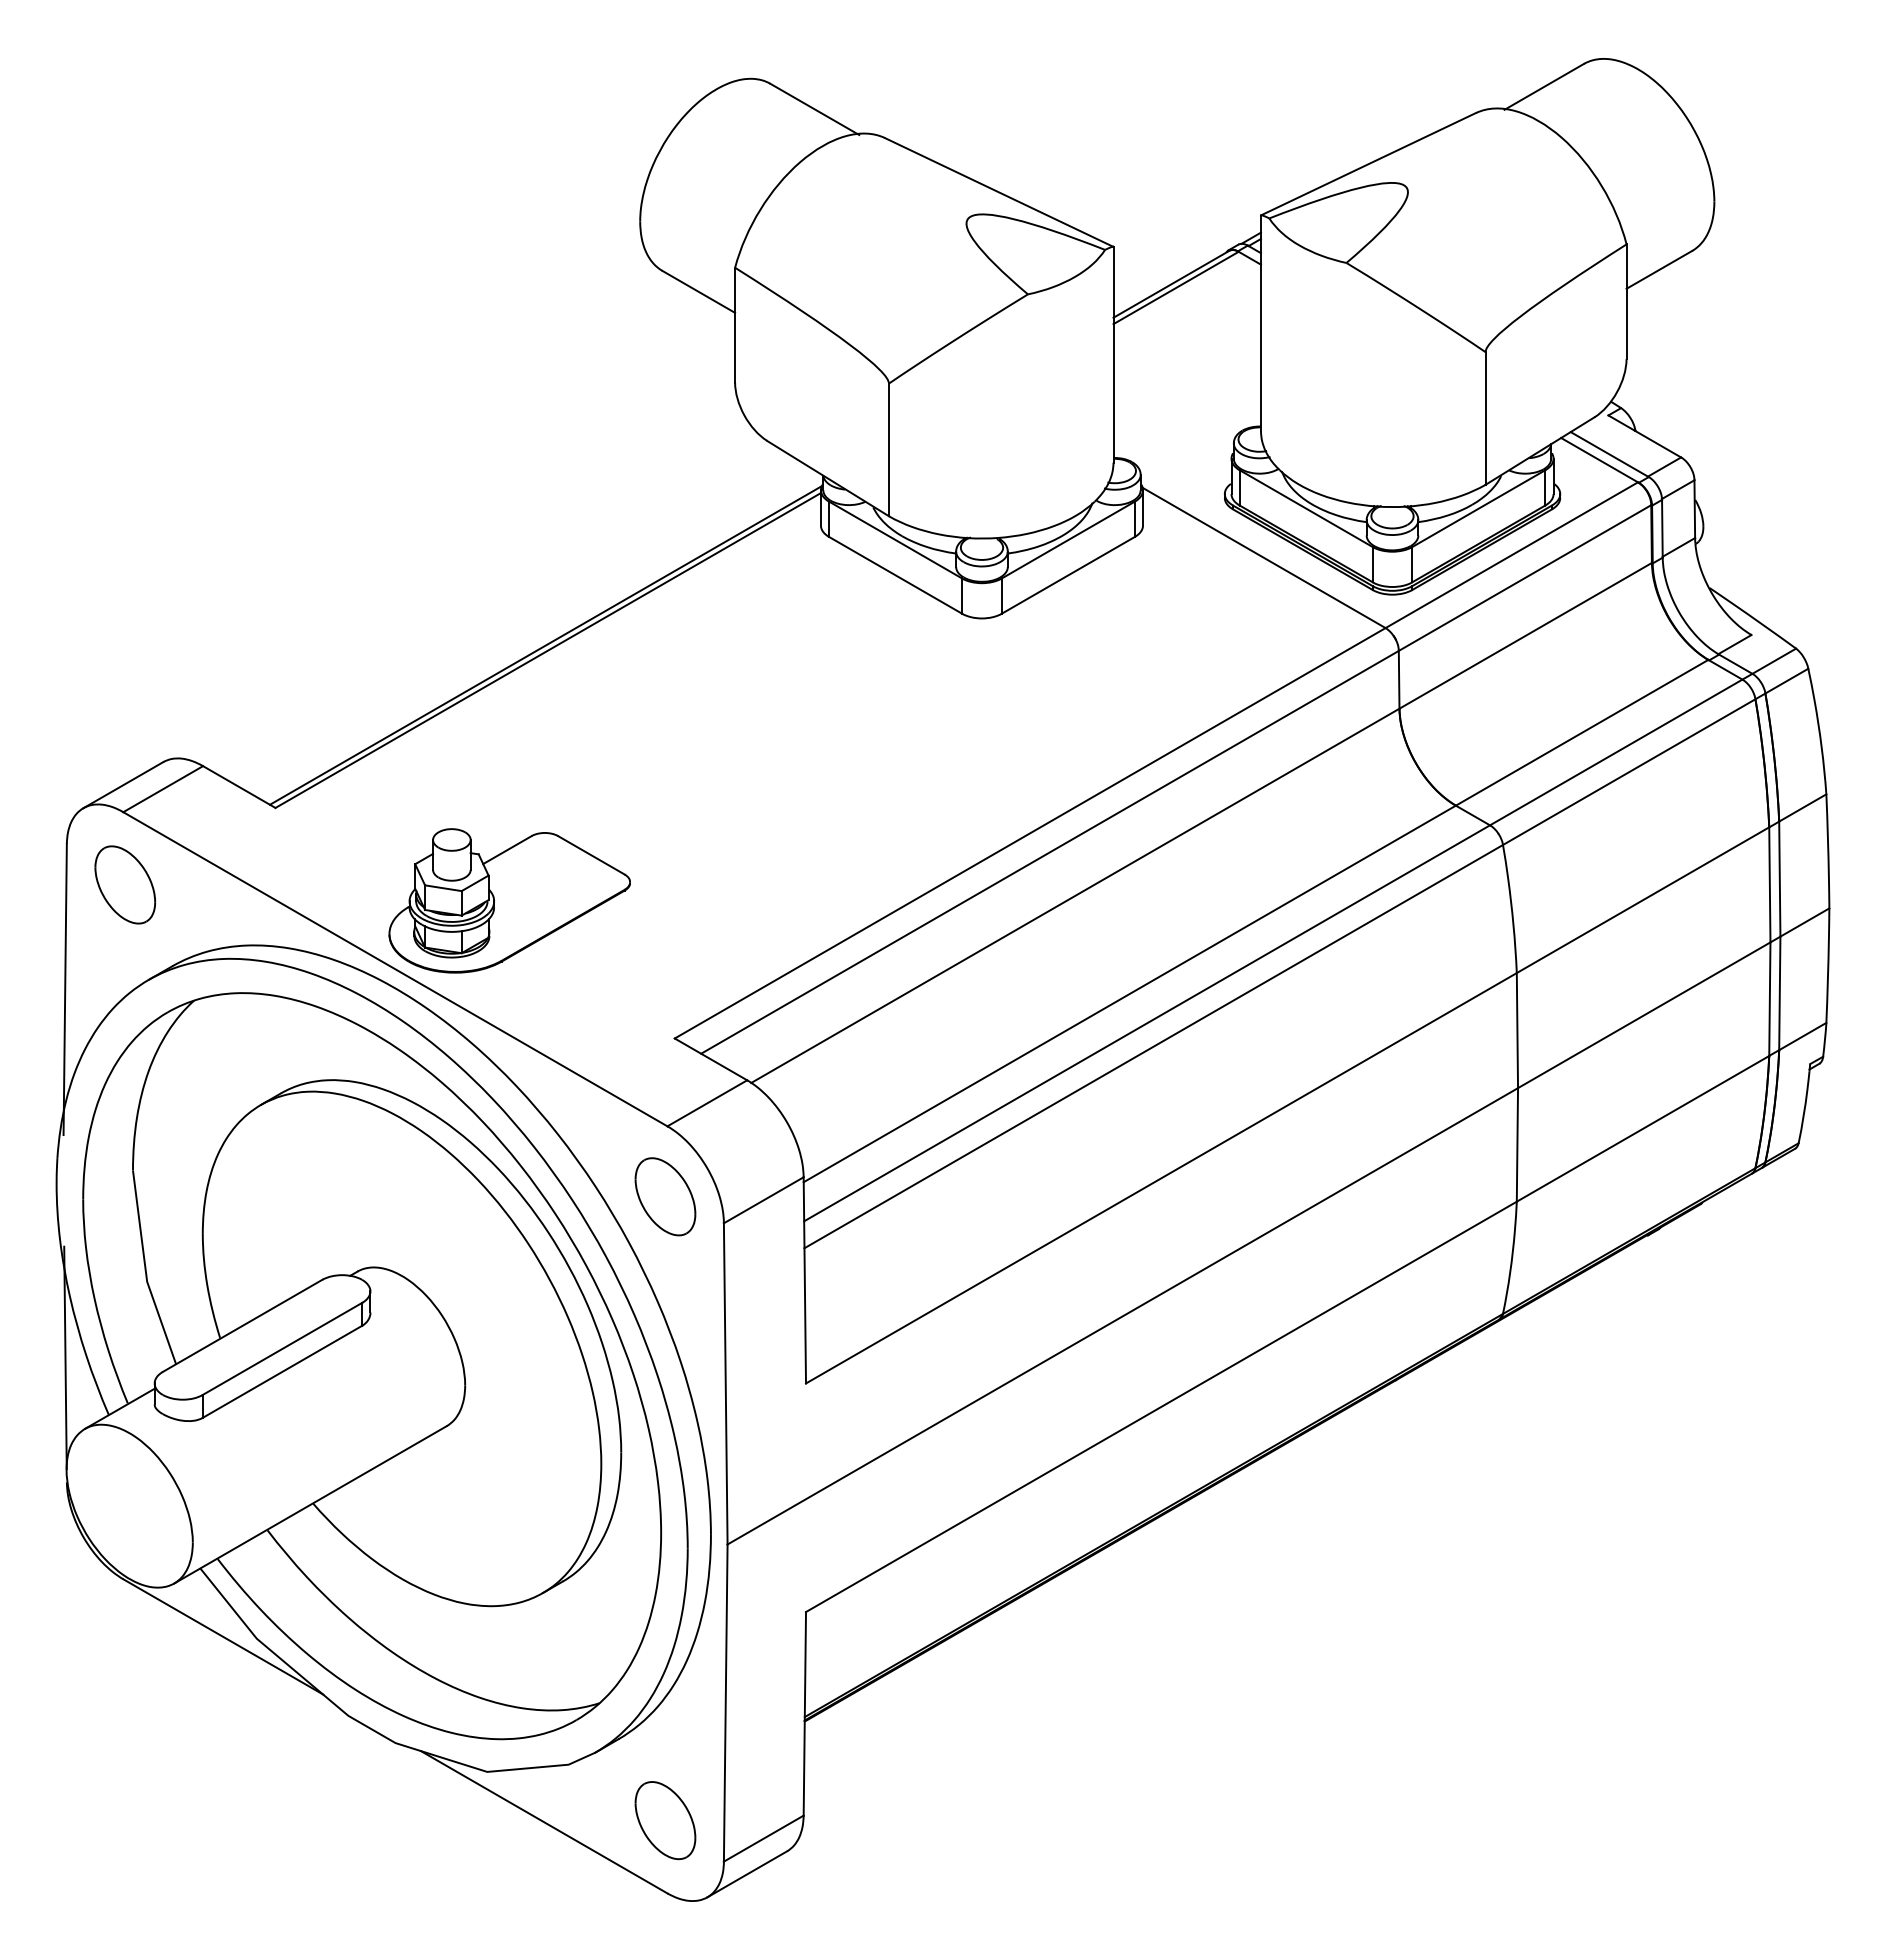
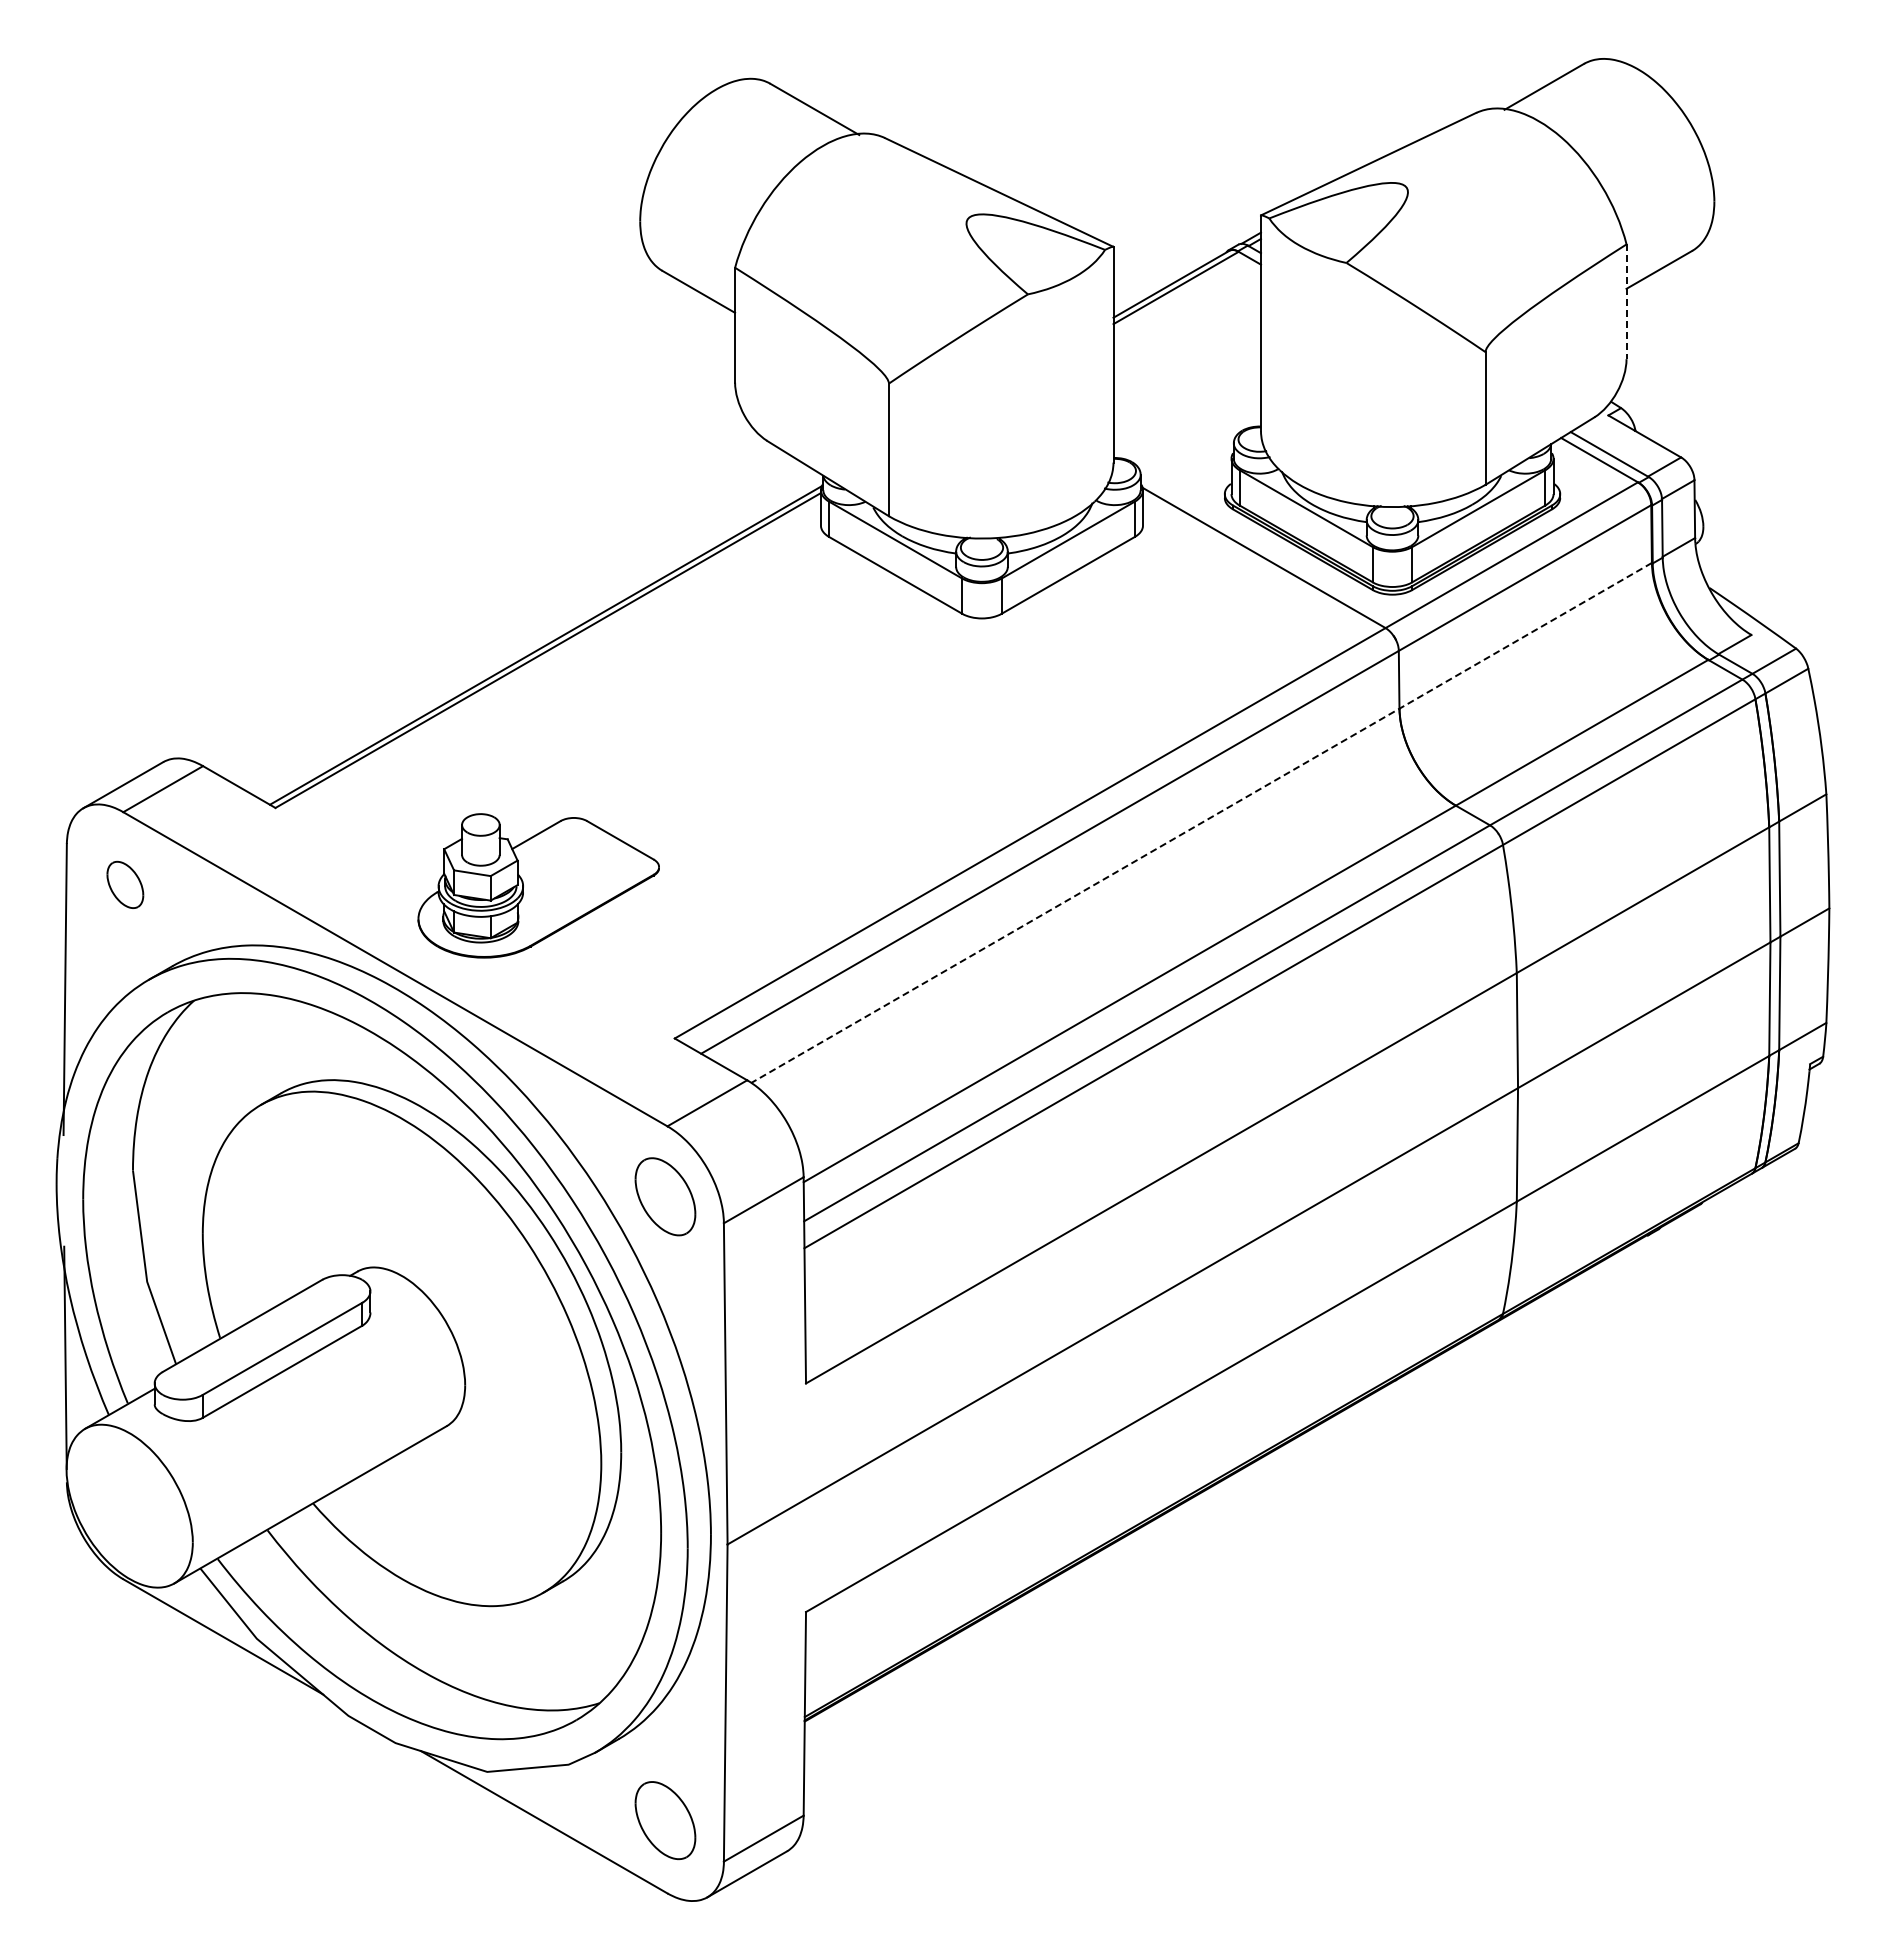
line: solid -> dashed (1626, 302)
line: solid -> dashed (1201, 823)
part size: 63x80 px -> 39x49 px (125, 884)
part position: (509, 900) -> (538, 885) (538, 885)
